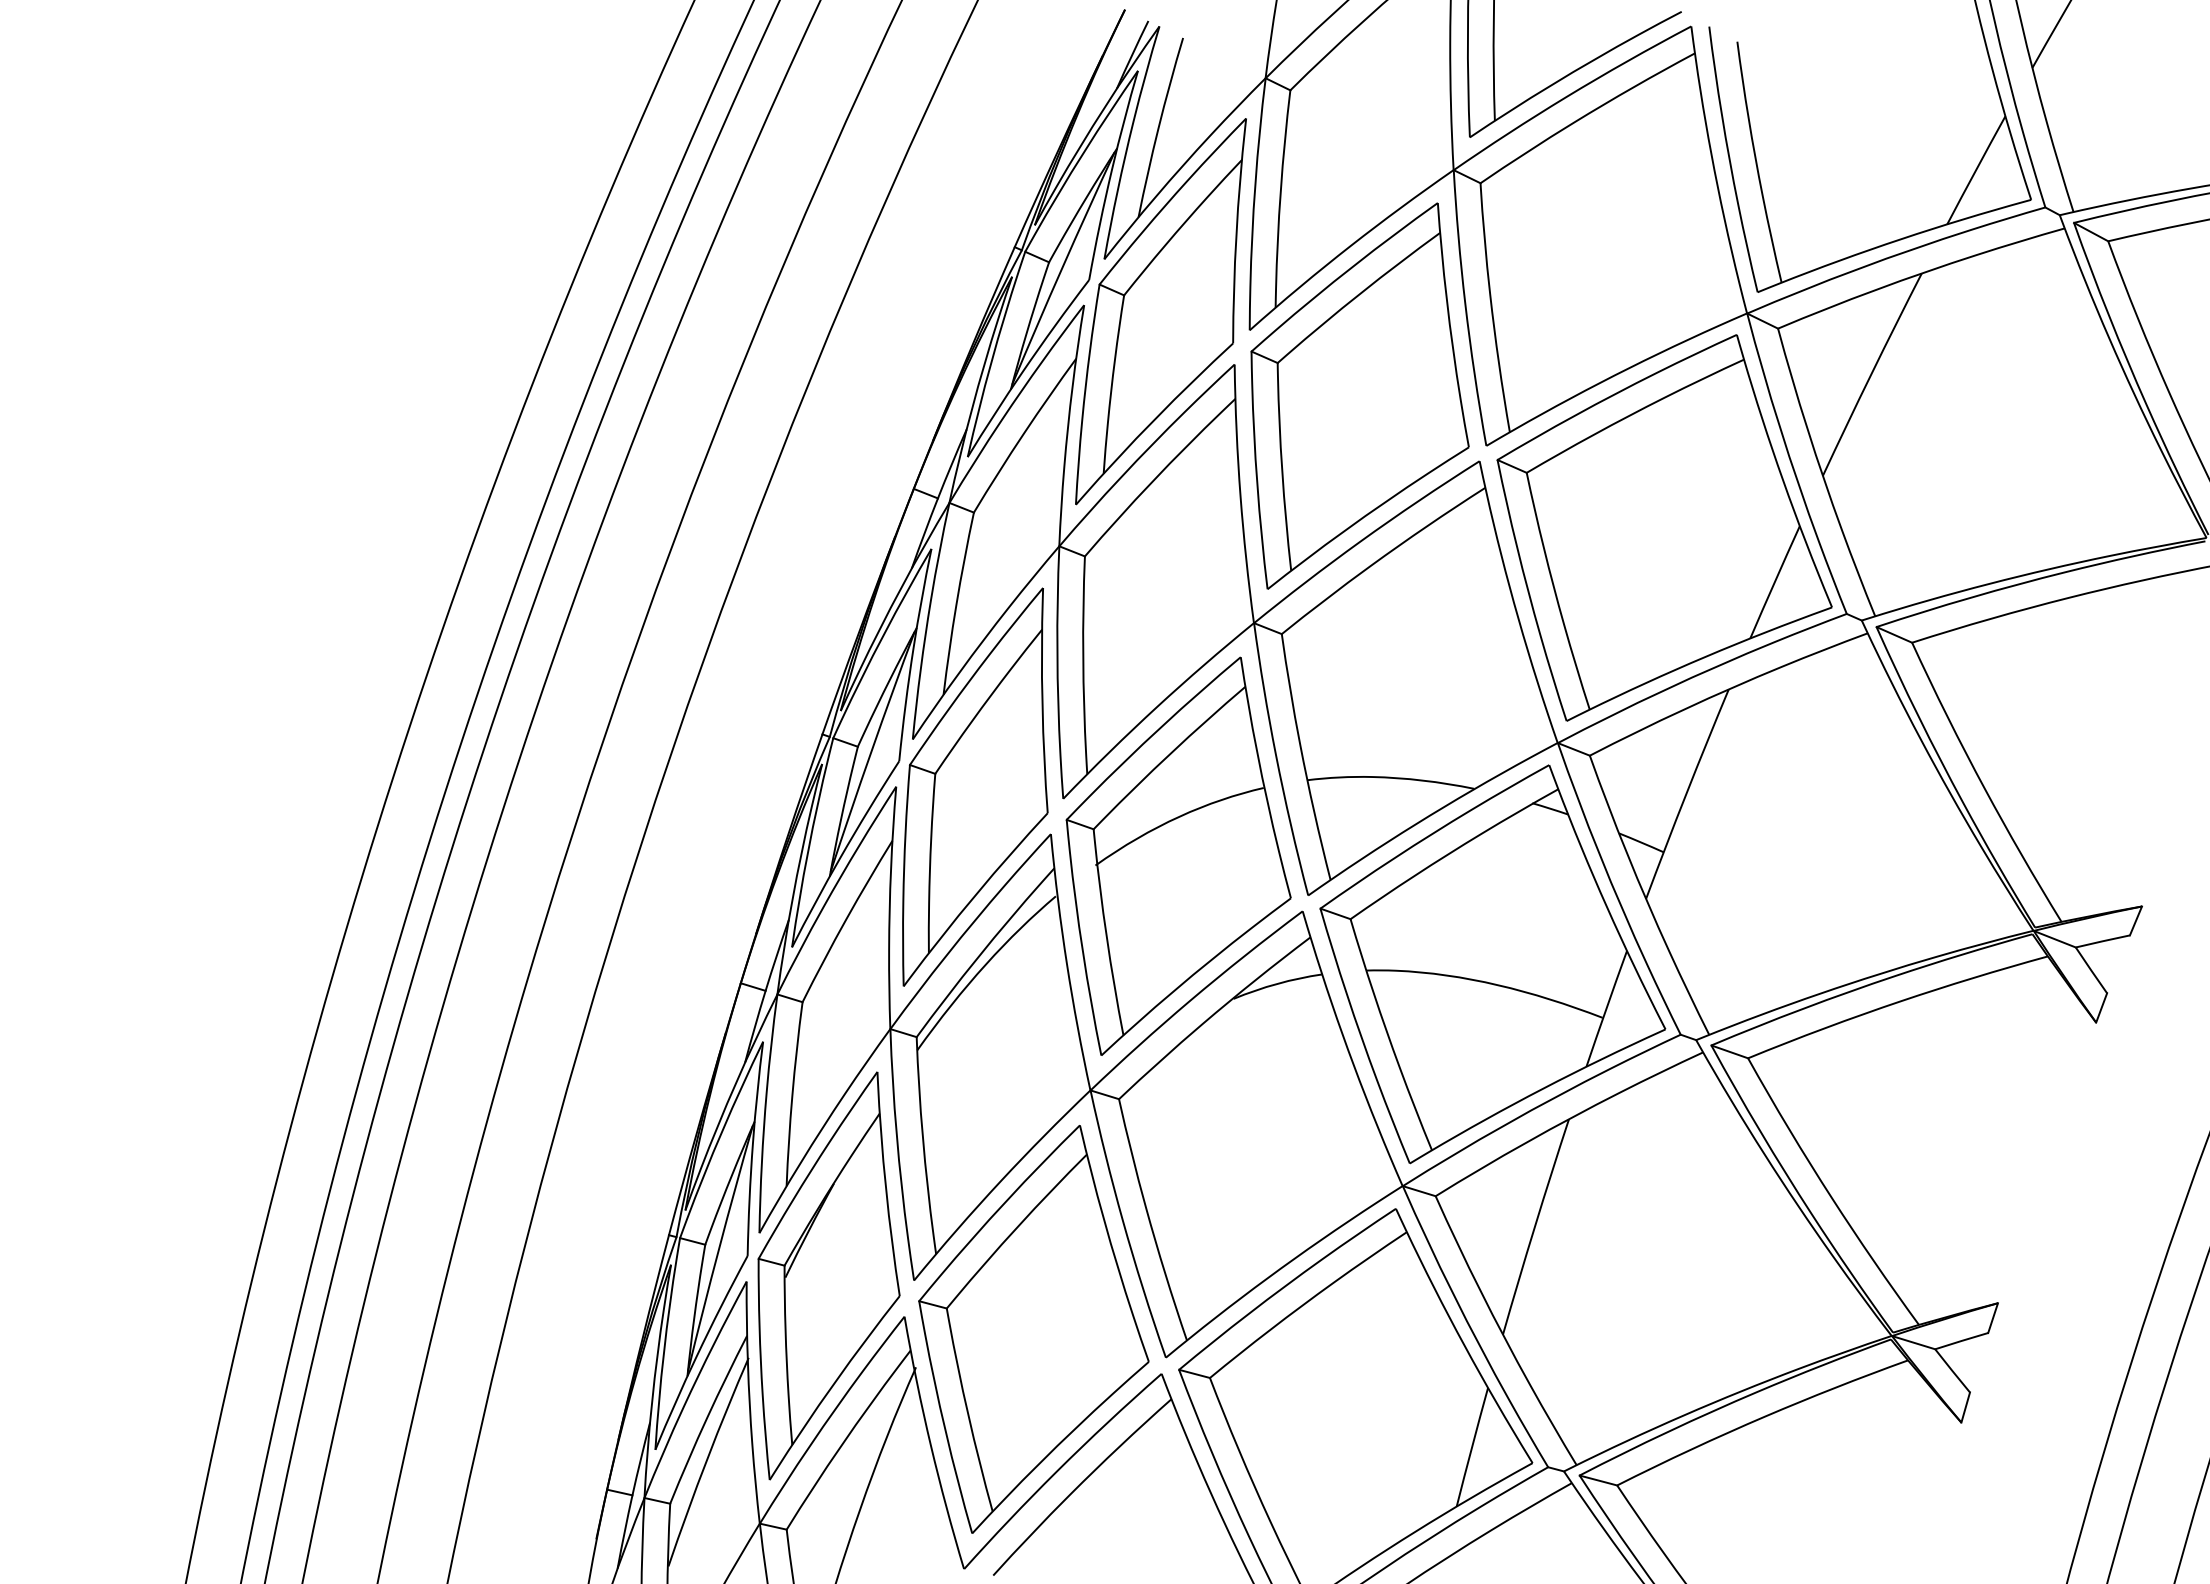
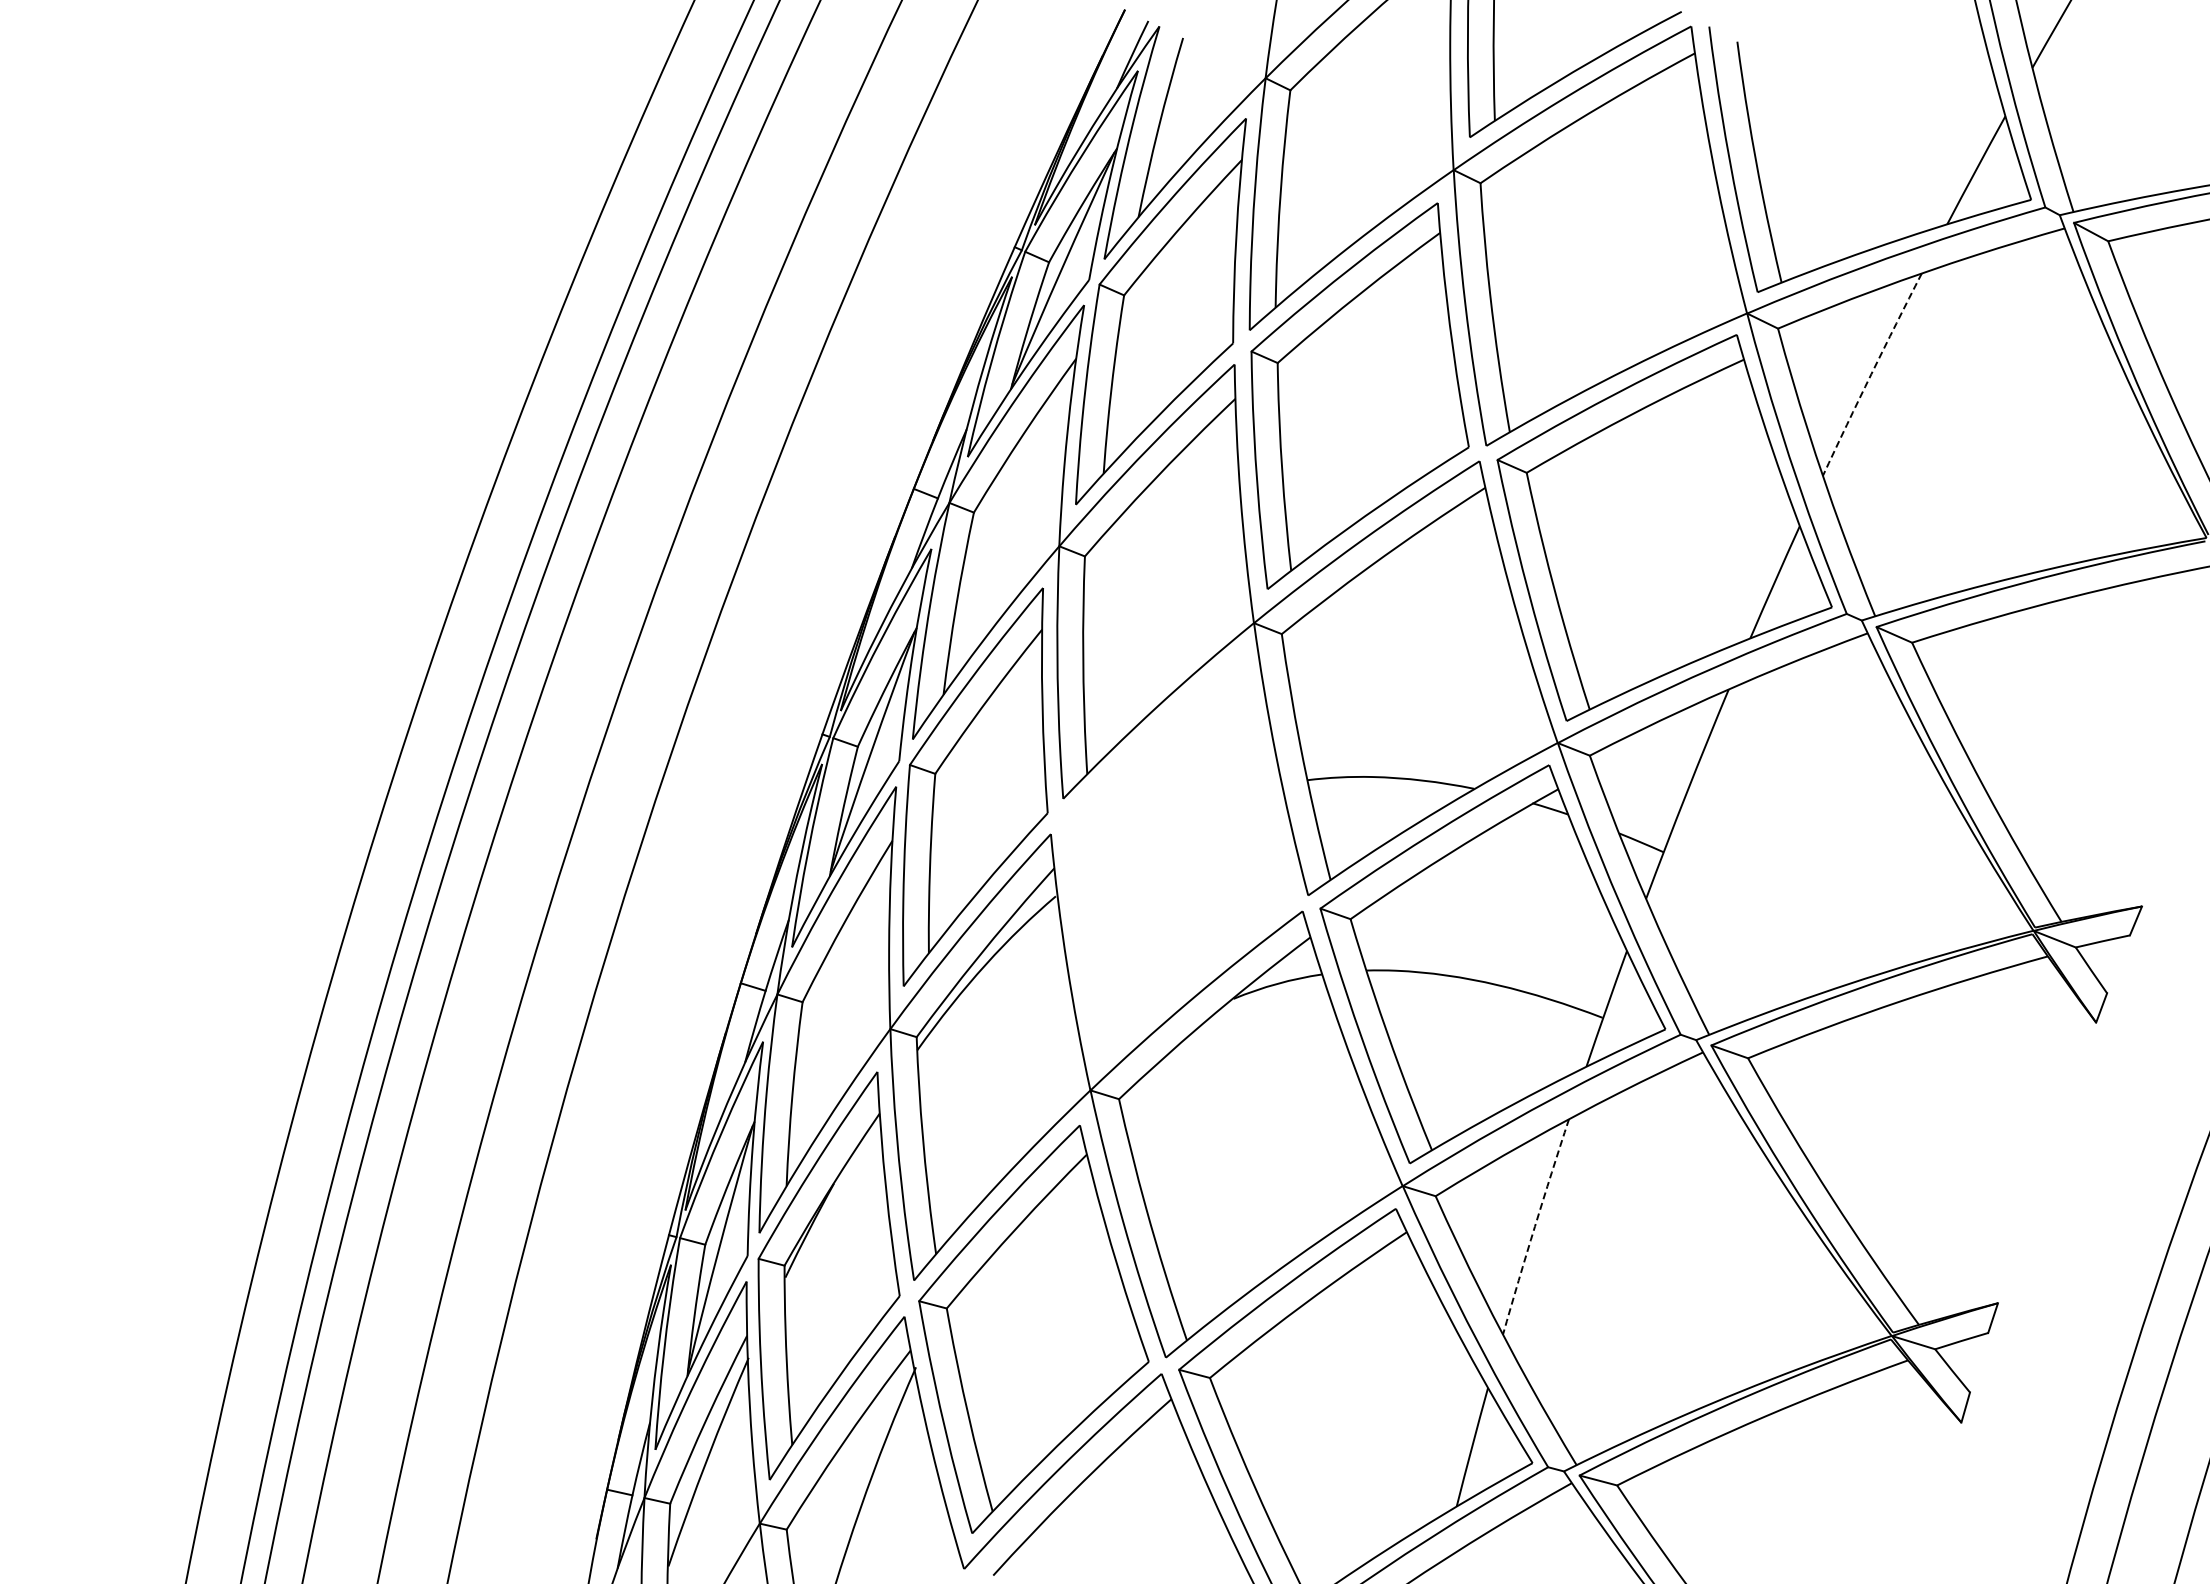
arc: solid -> dashed (1871, 374)
part: present -> none (1178, 855)
arc: solid -> dashed (1534, 1226)
